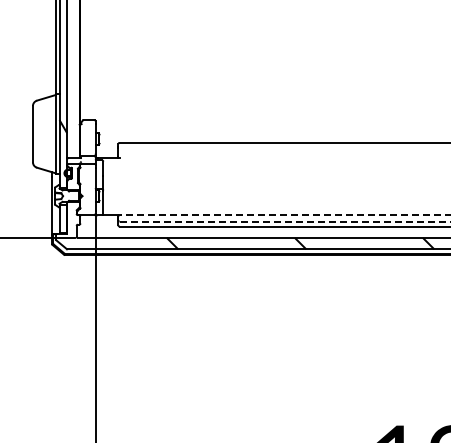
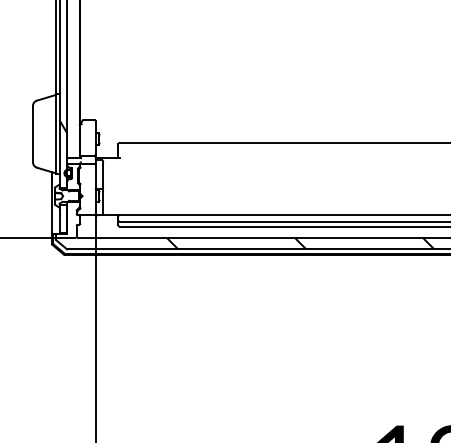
line: dashed -> solid (284, 215)
line: dashed -> solid (285, 221)
